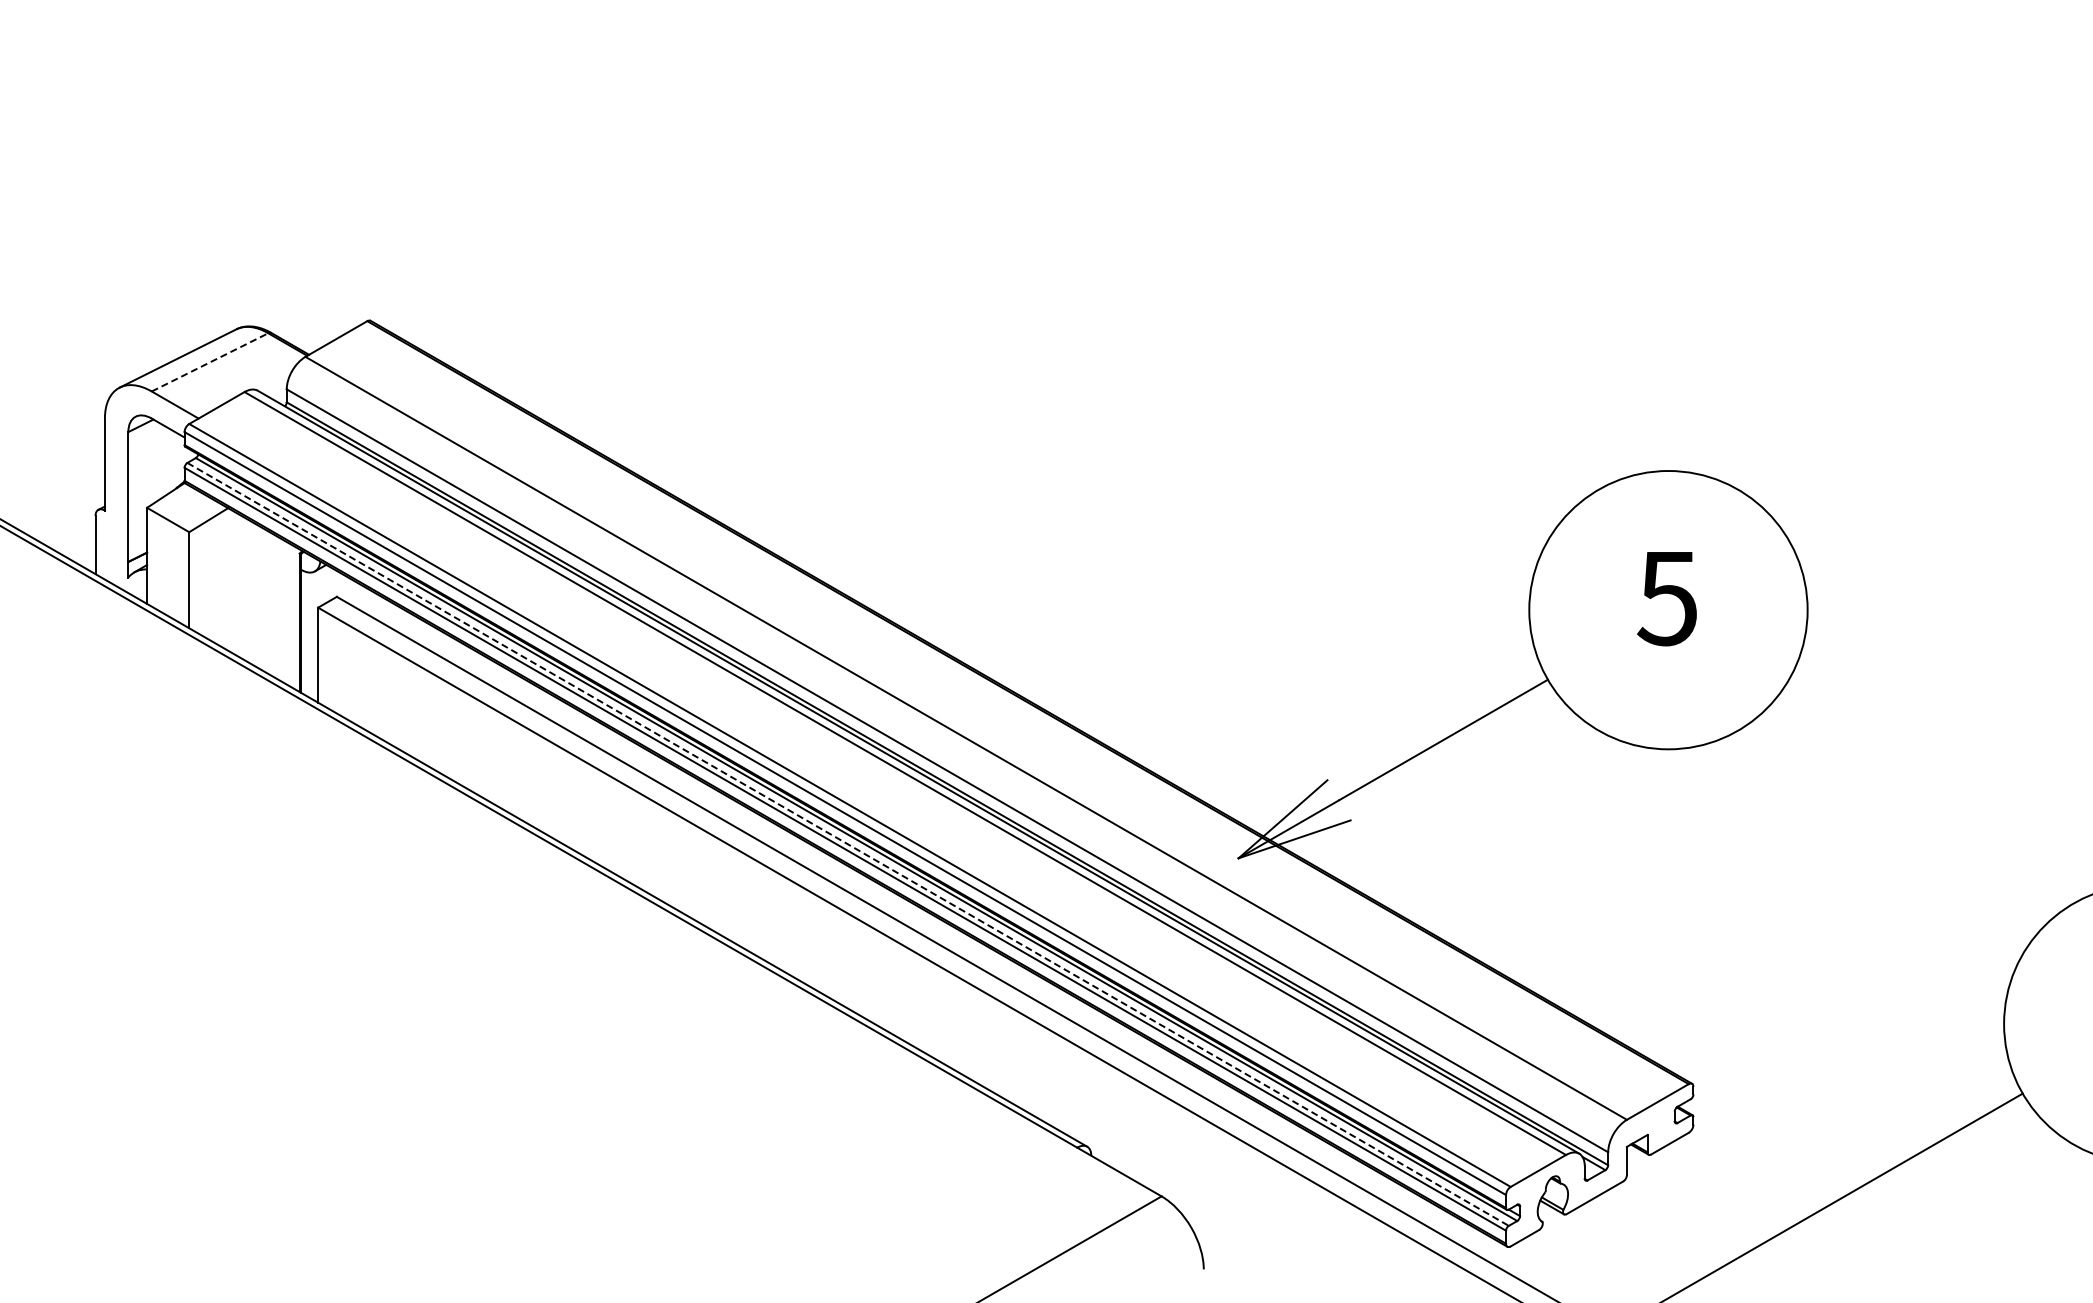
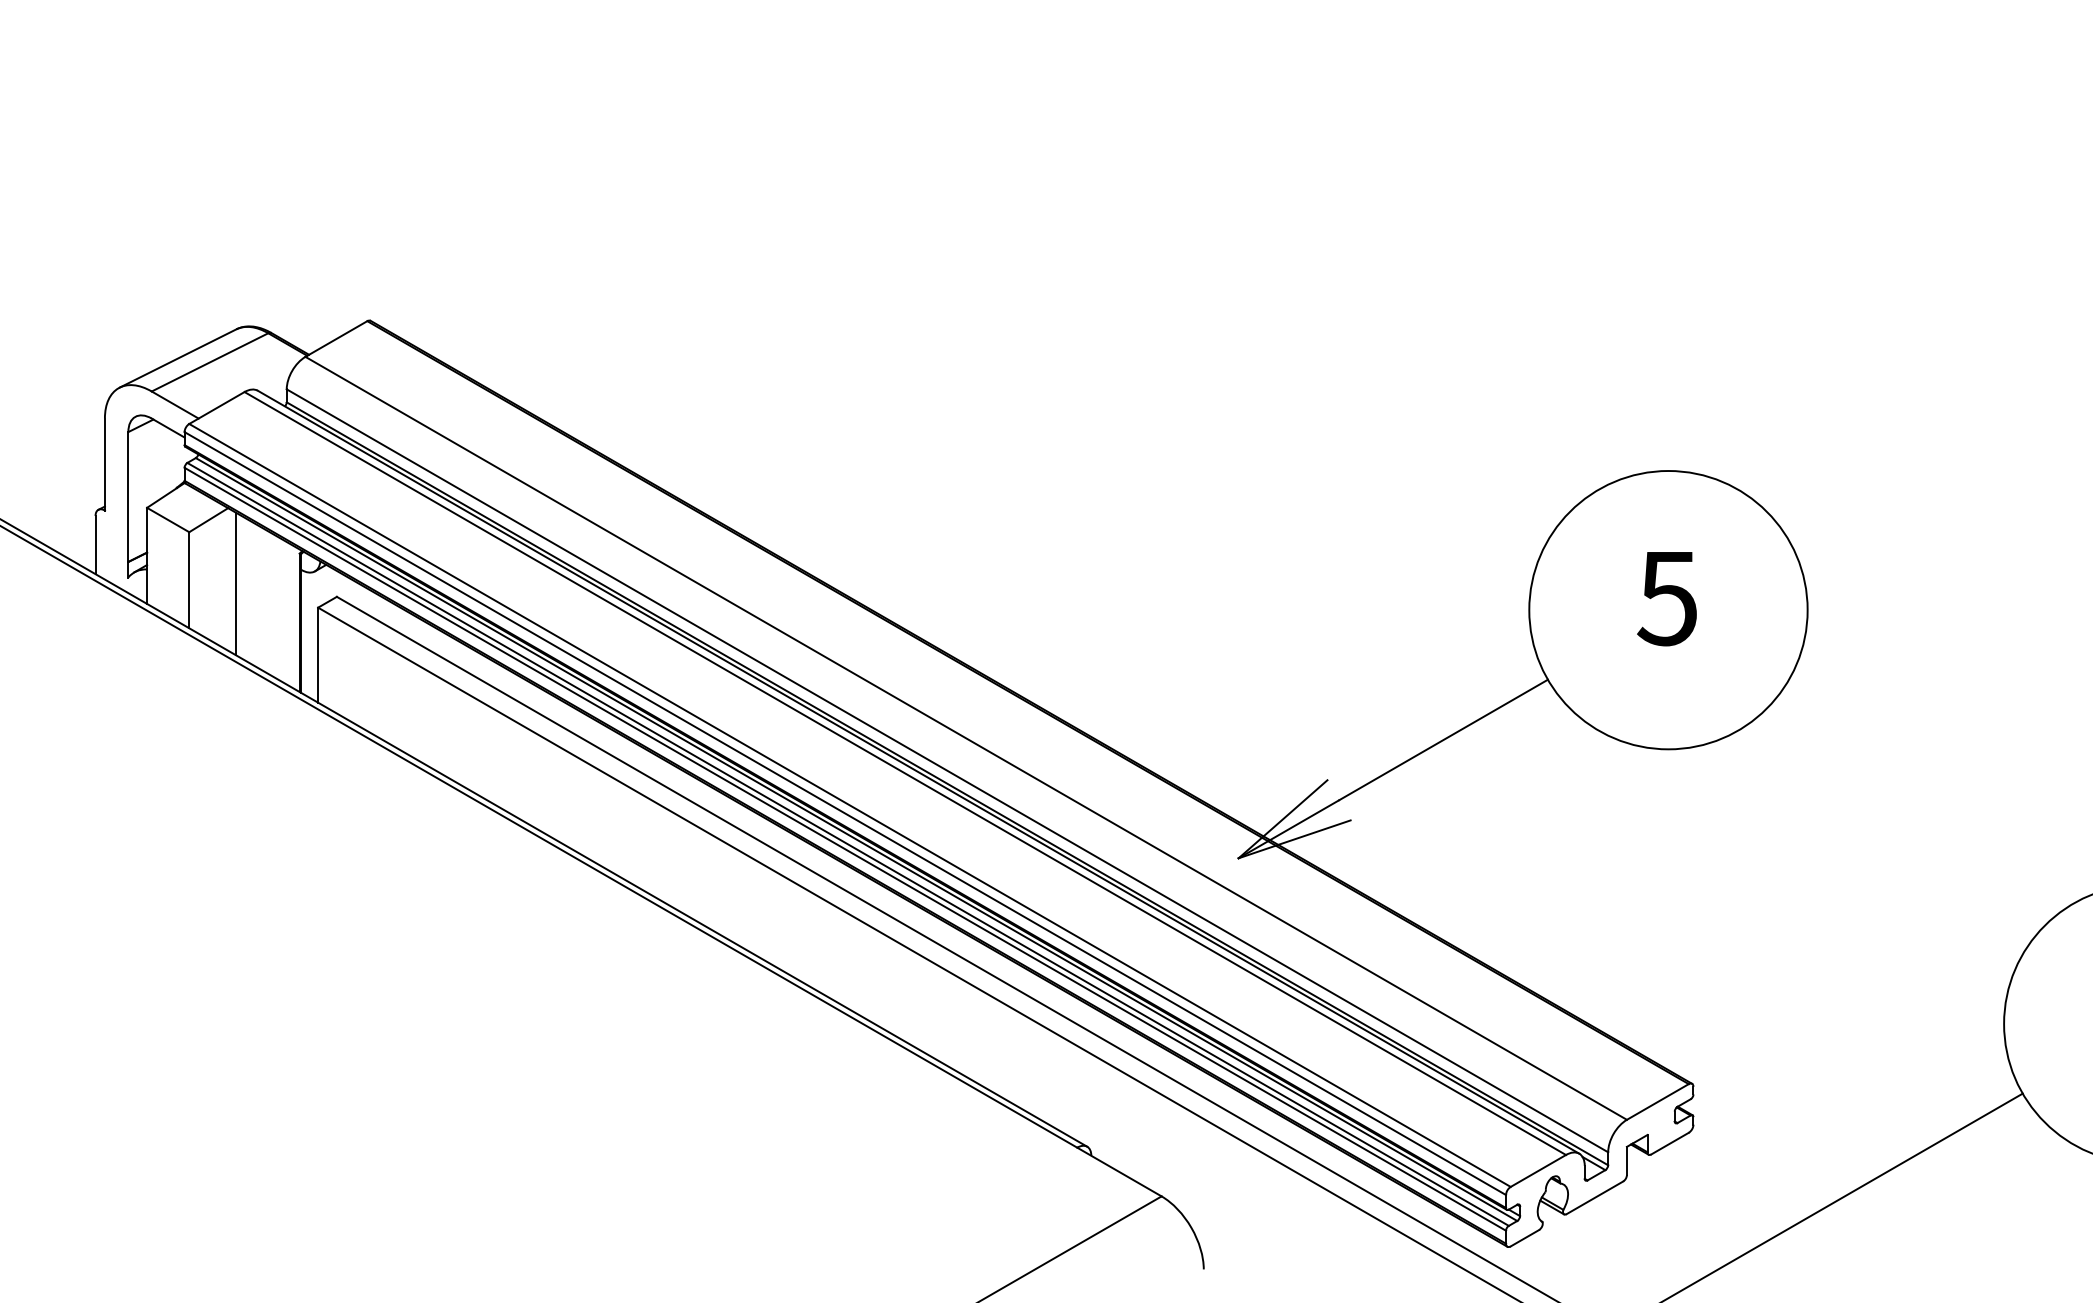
line: dashed -> solid (210, 362)
line: none -> present (236, 583)
line: dashed -> solid (848, 844)
